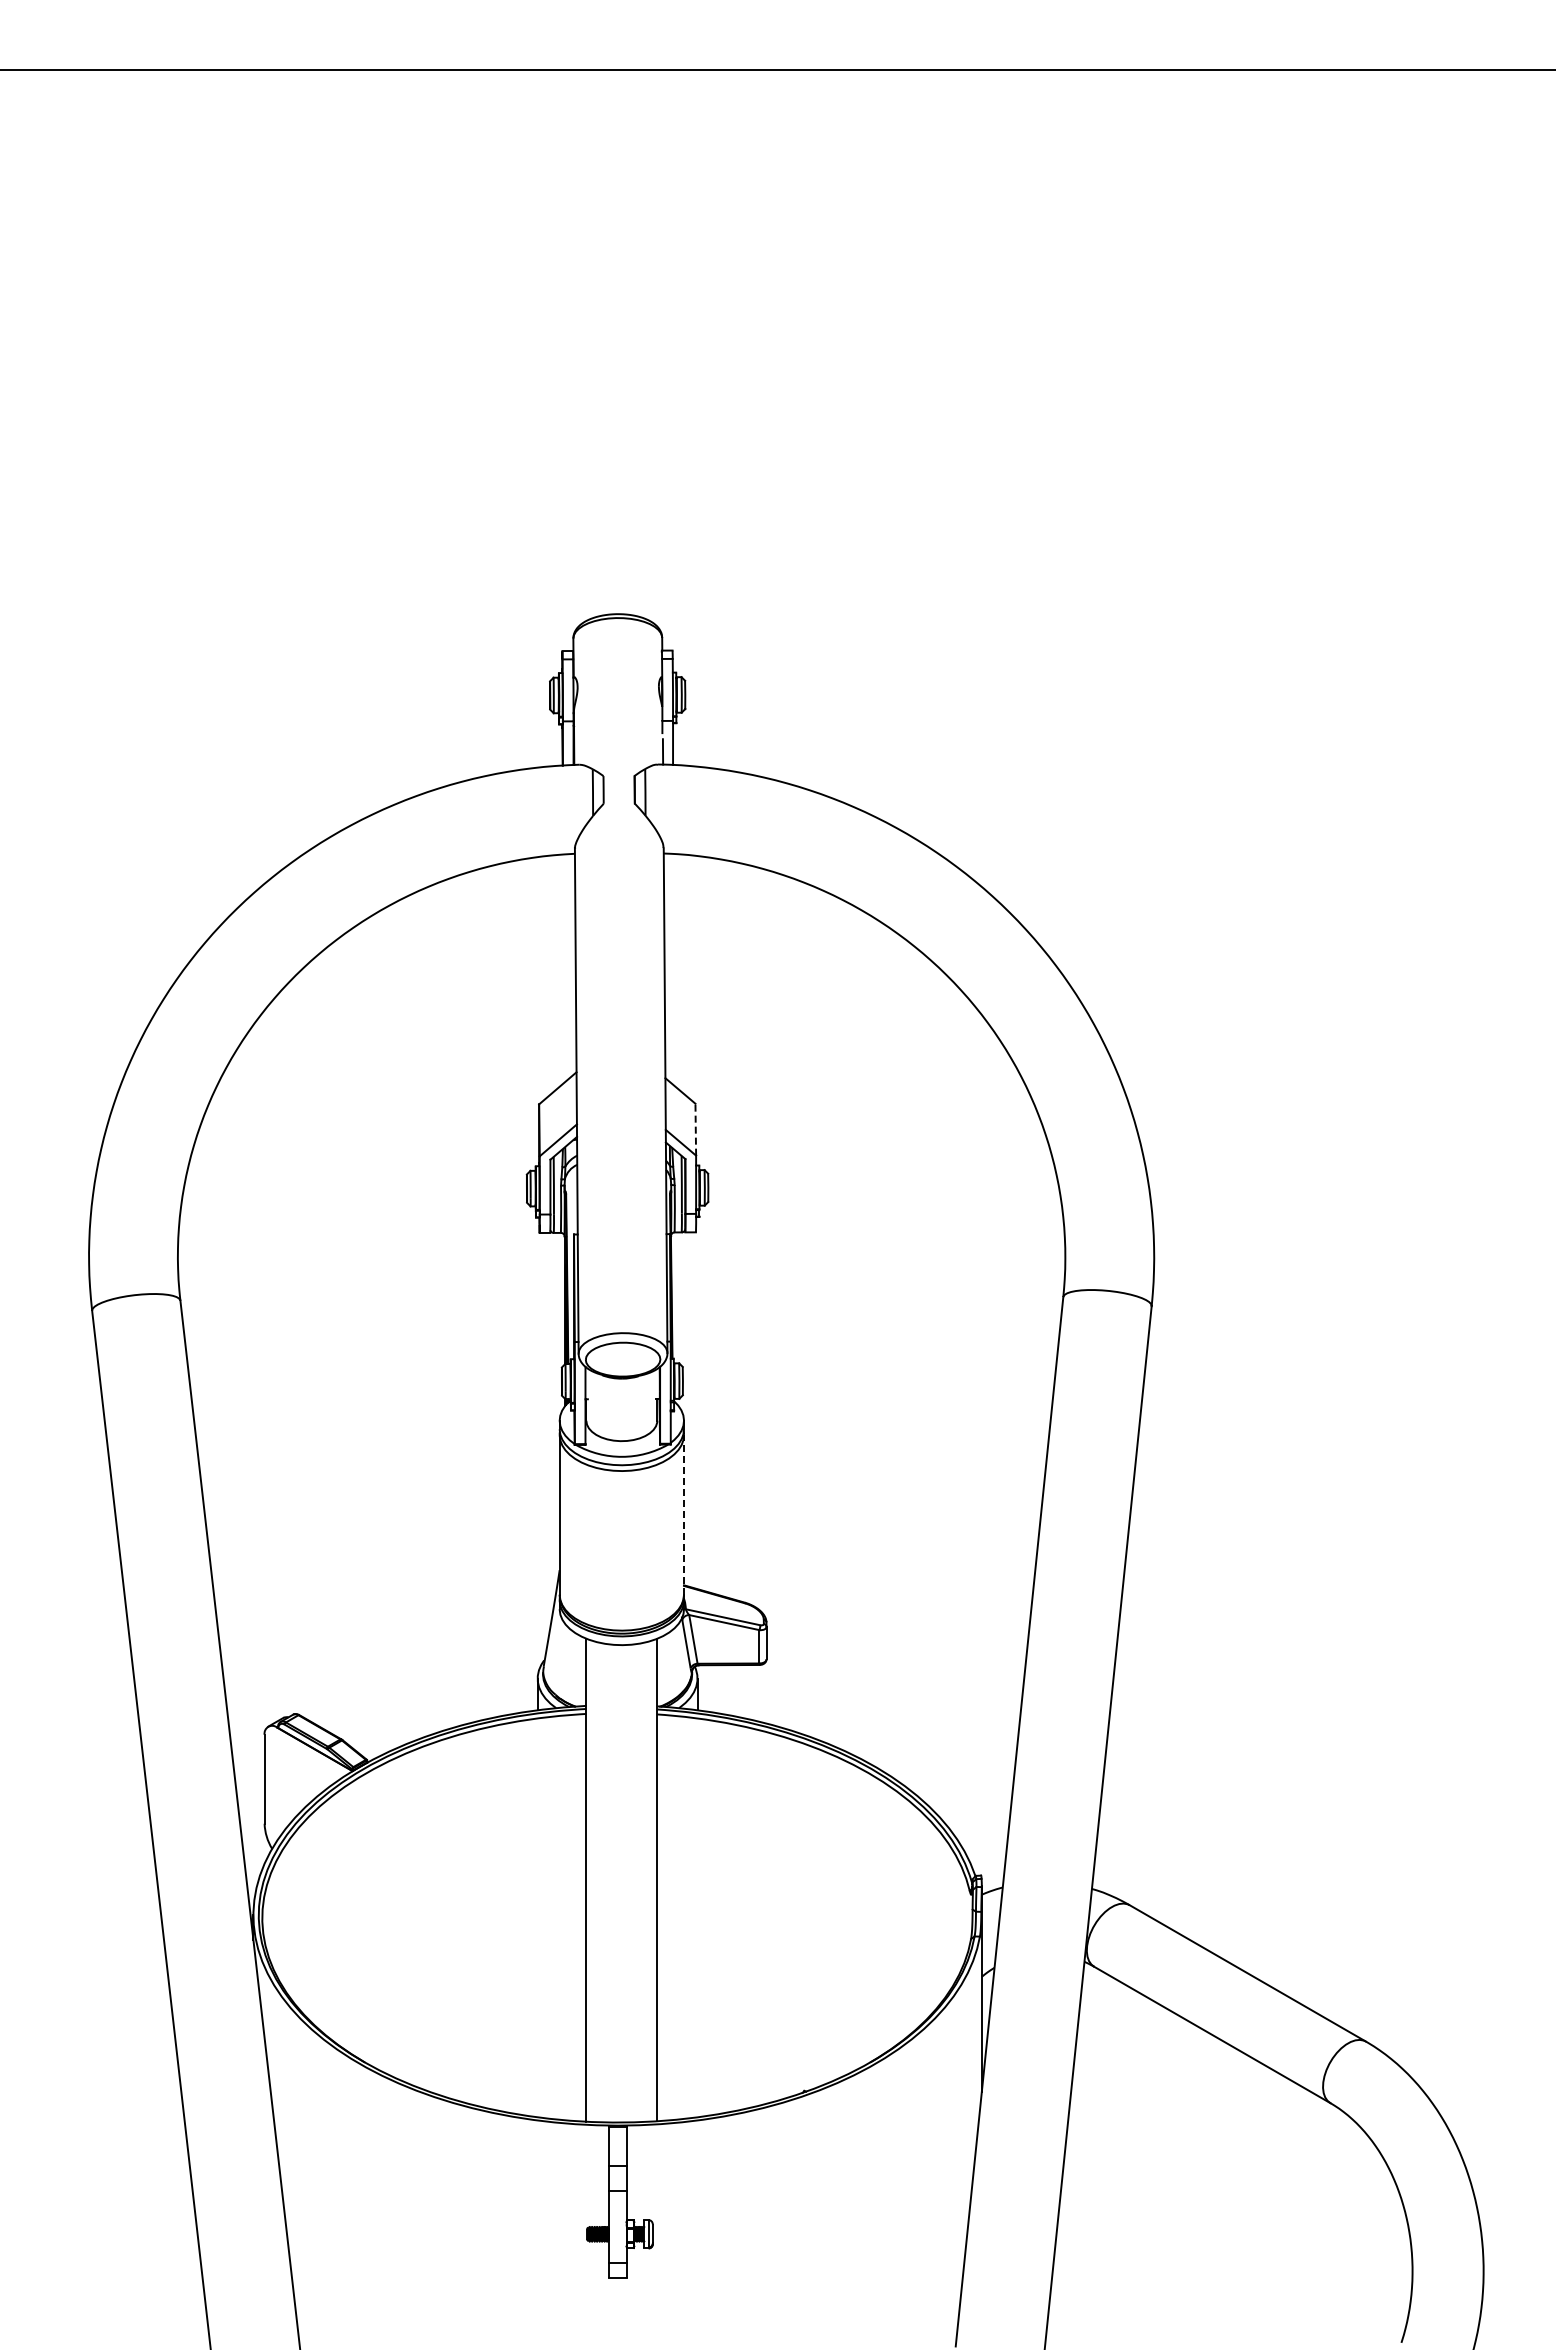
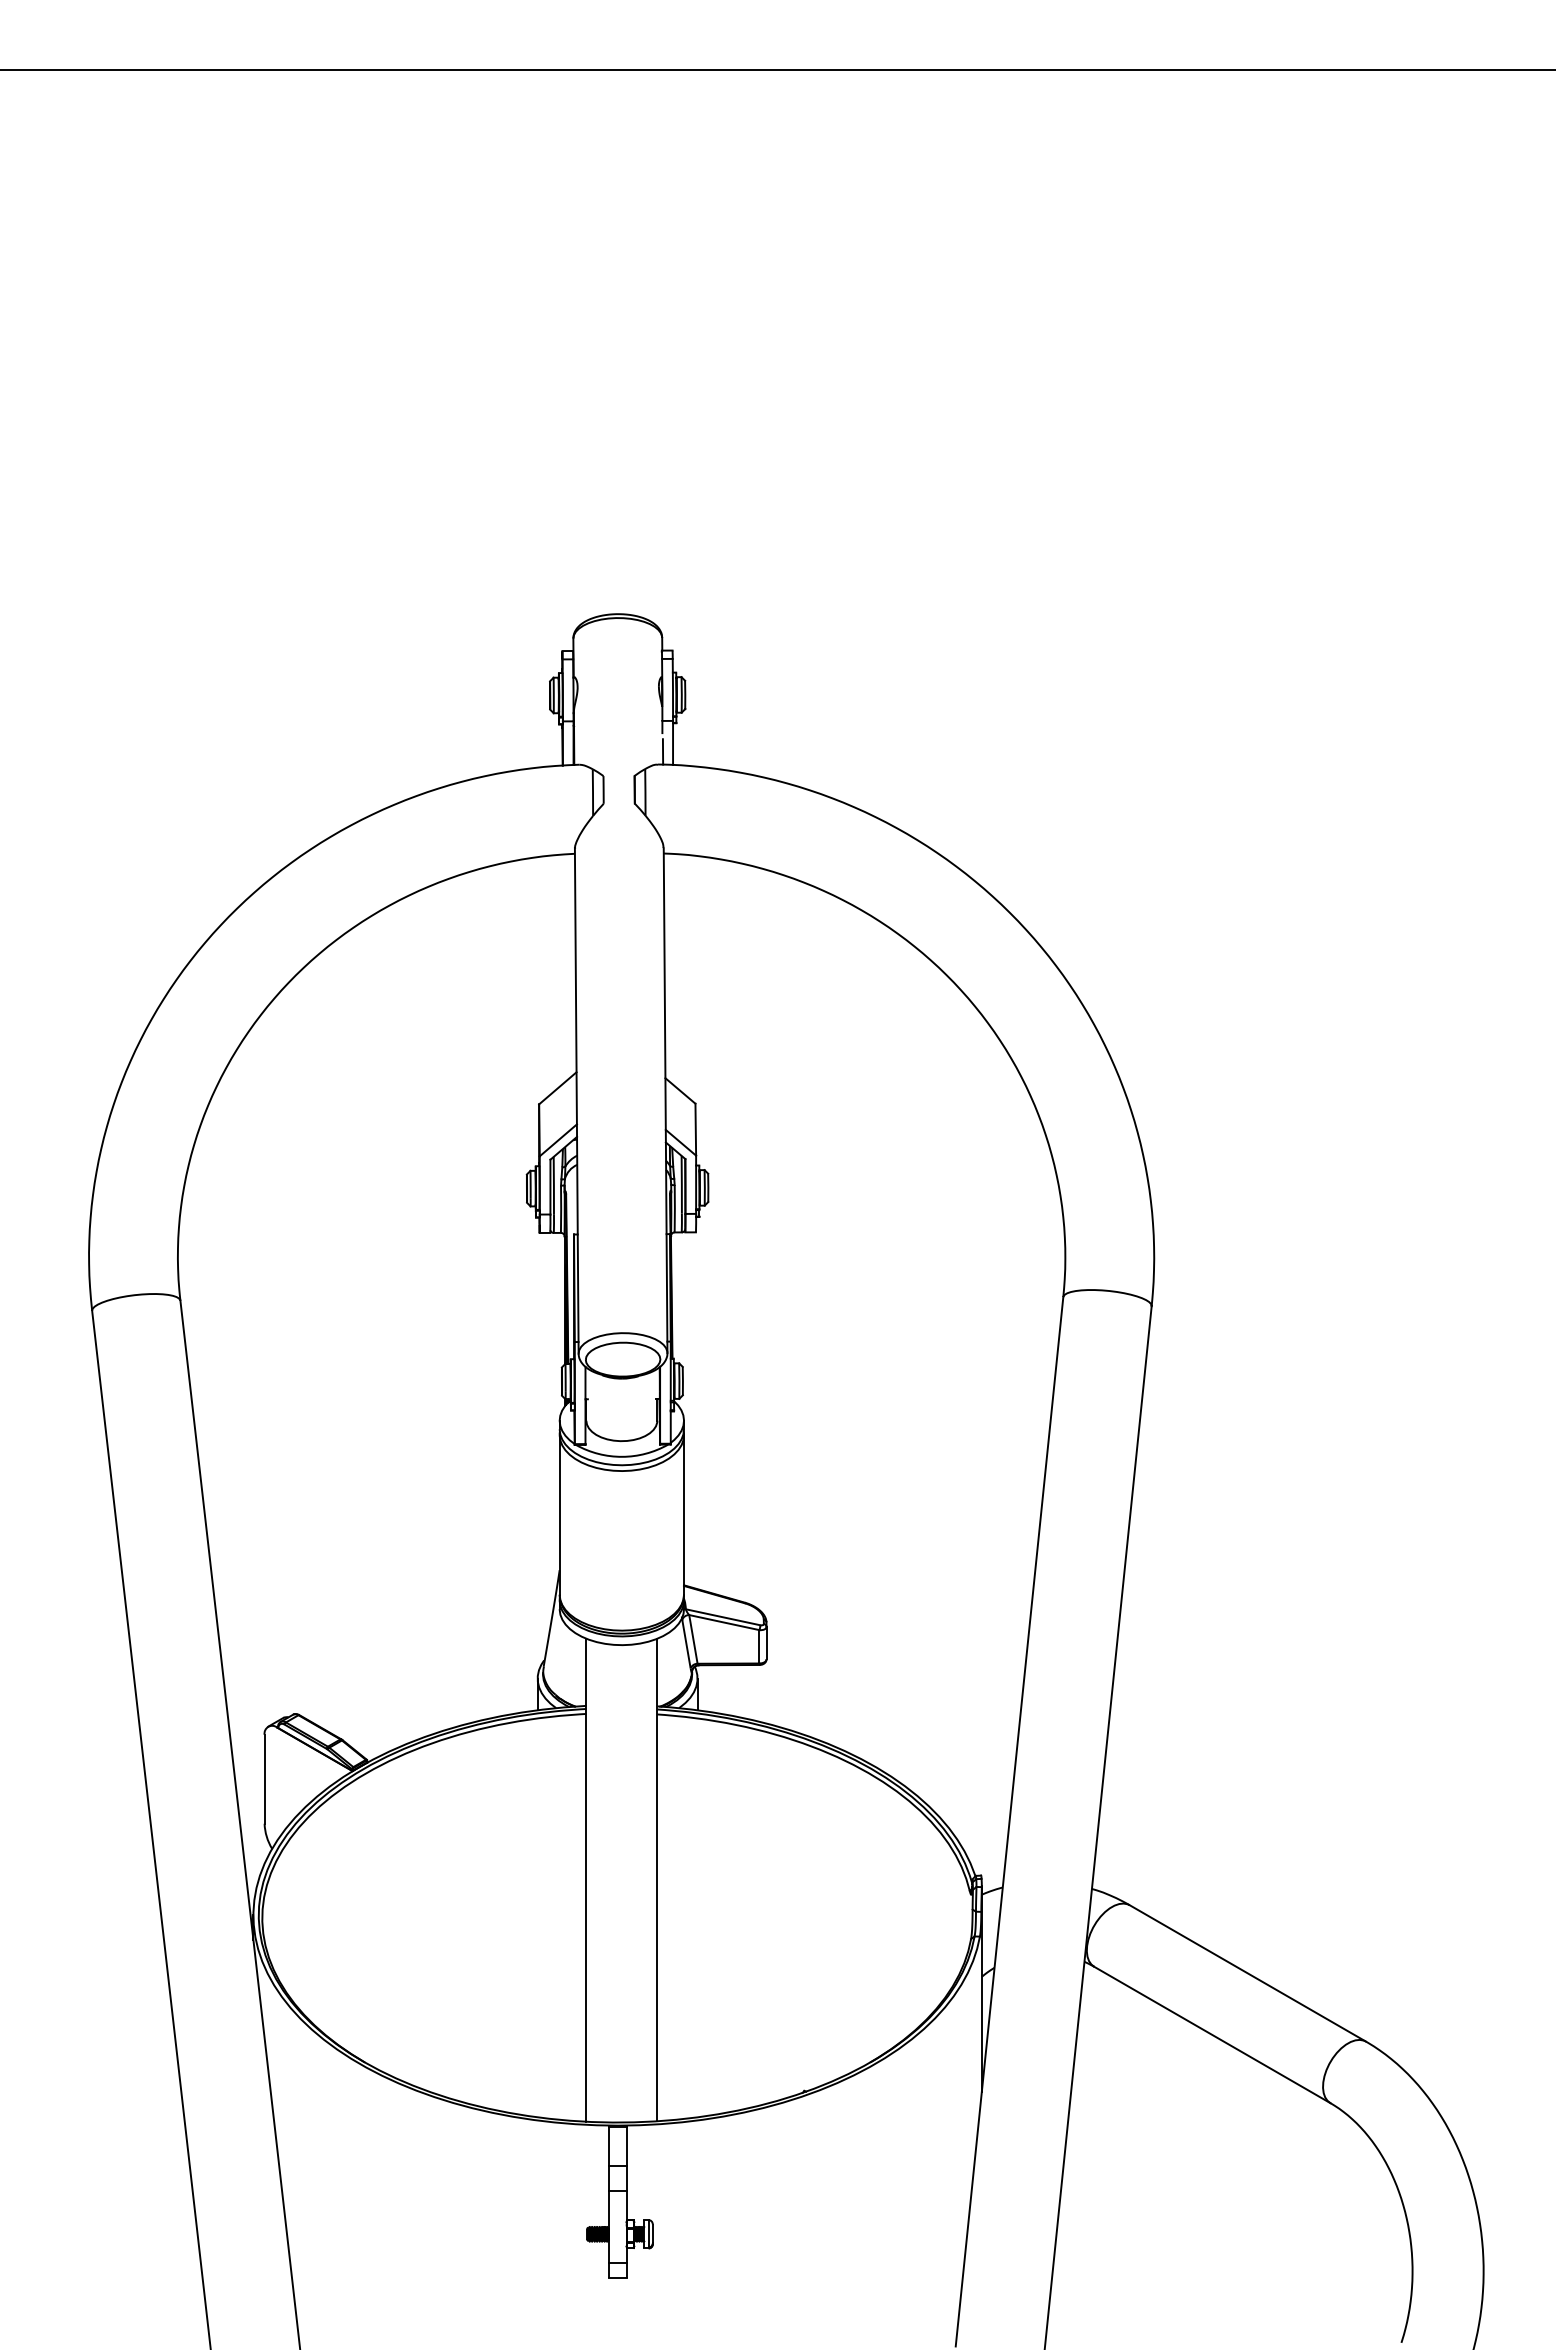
line: dashed -> solid (695, 1129)
line: dashed -> solid (684, 1514)
